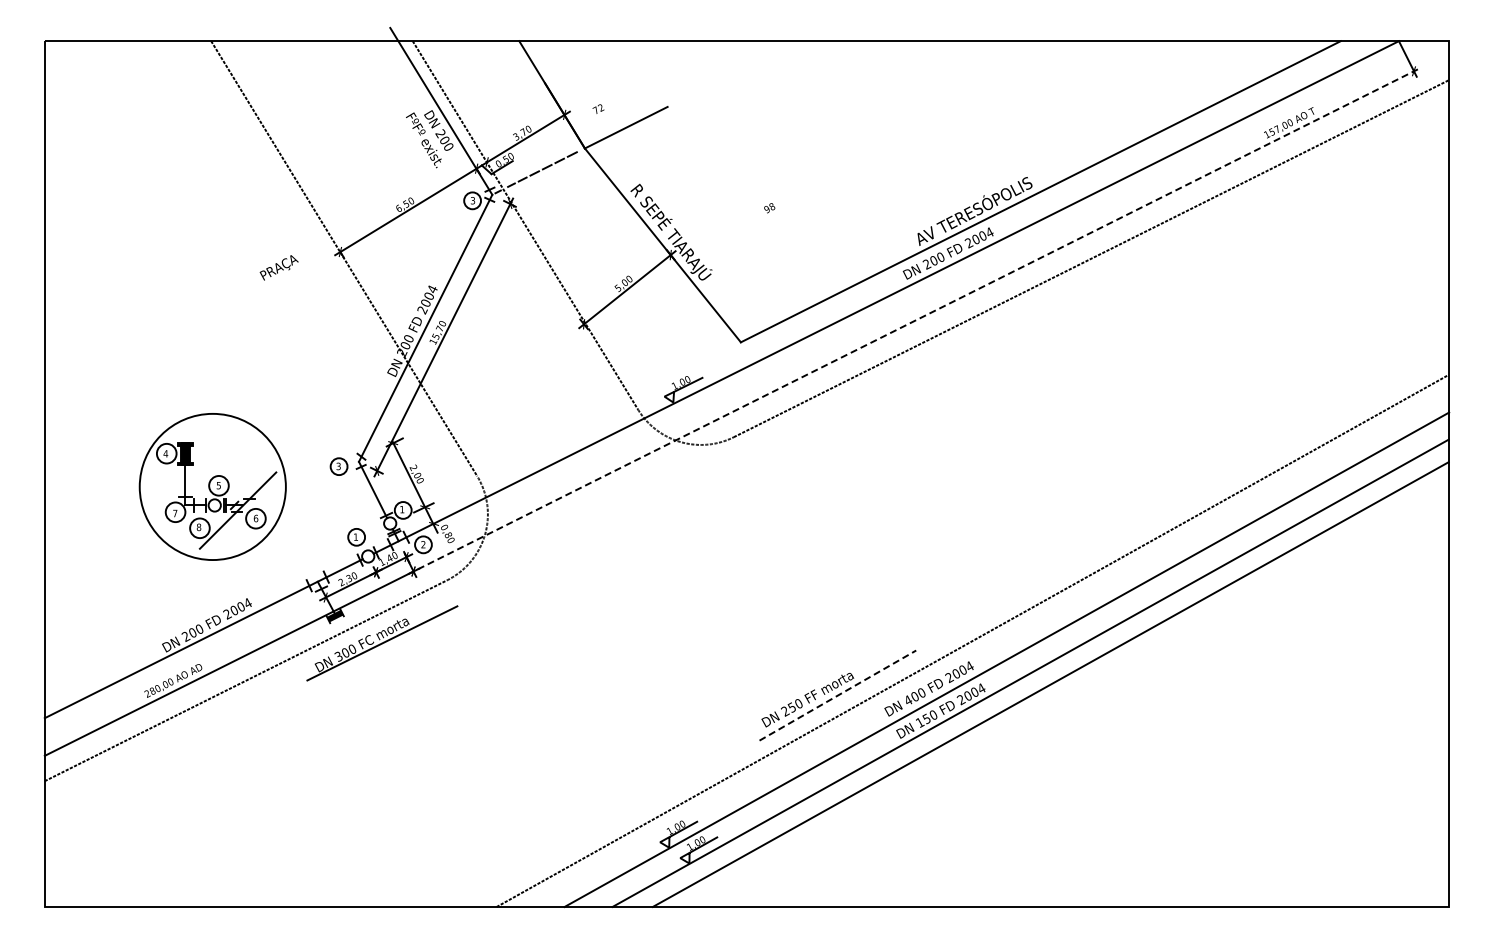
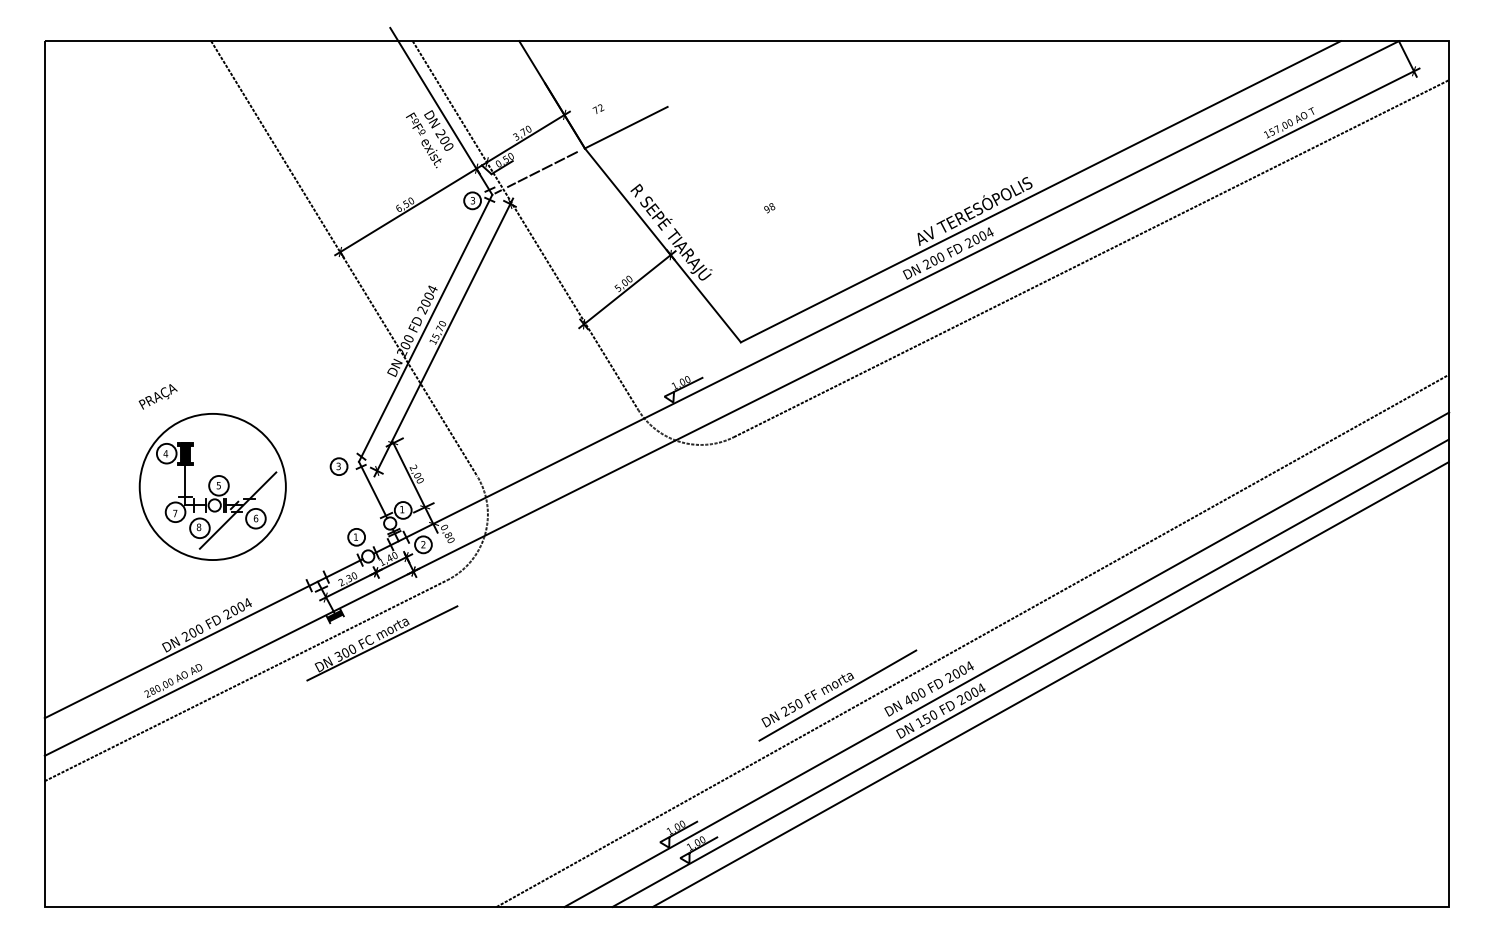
text position: (278, 267) -> (157, 396) (157, 396)
line: dashed -> solid (914, 321)
line: dashed -> solid (838, 695)
